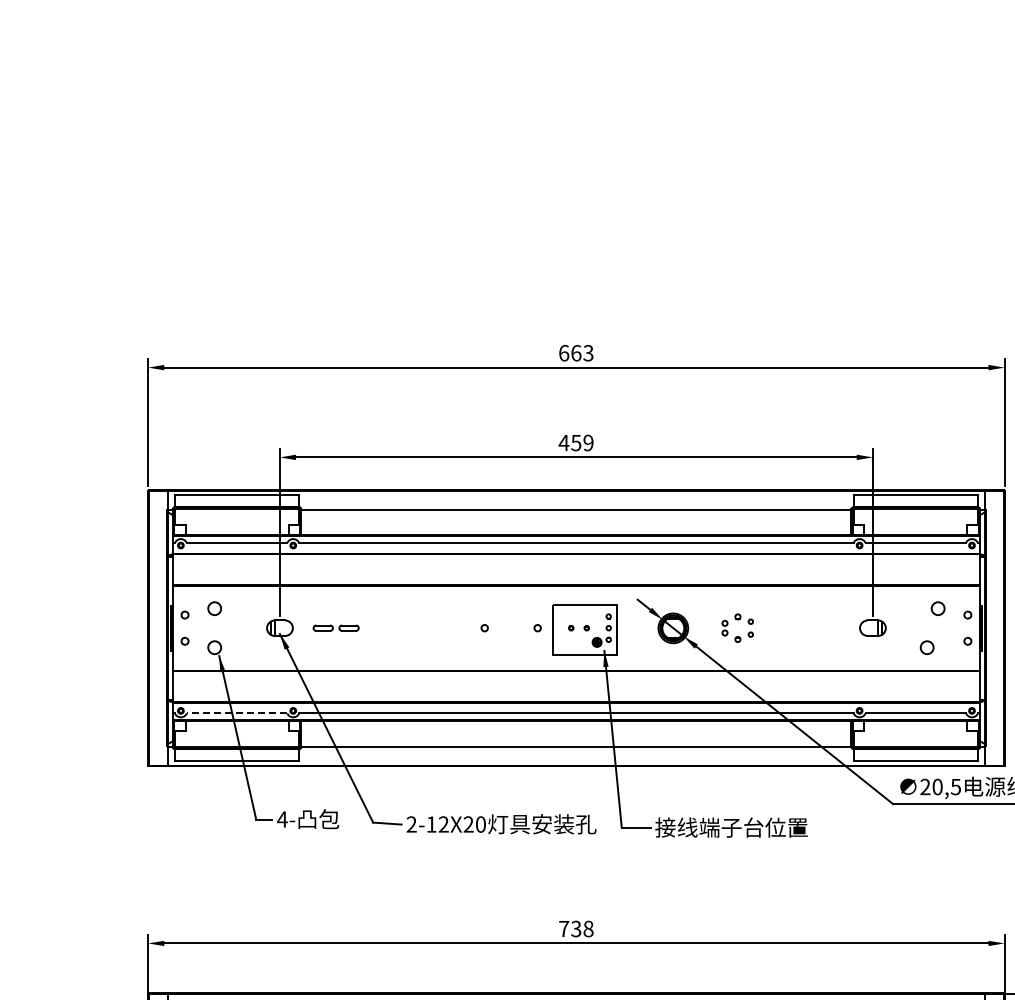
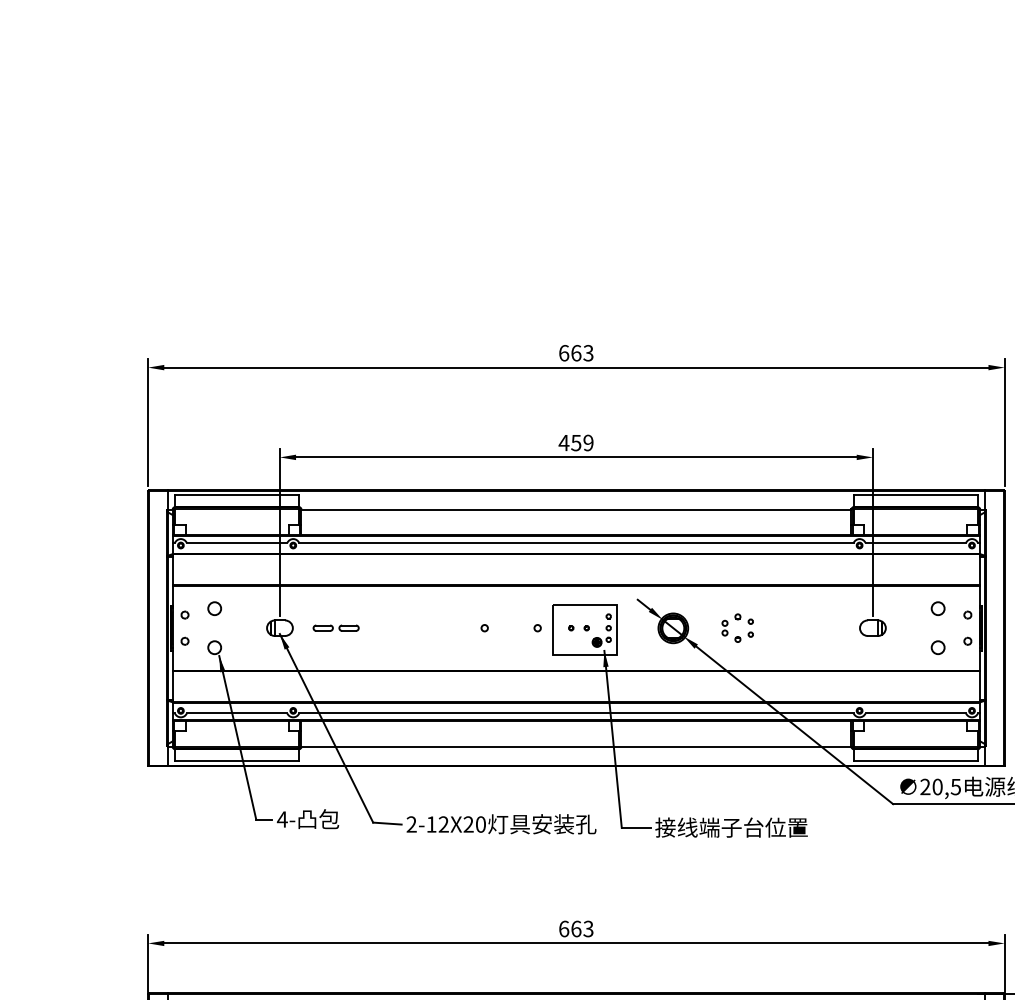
circle position: (926, 647) -> (937, 647) (937, 647)
line: dashed -> solid (236, 713)
text: 738 -> 663 (576, 928)
